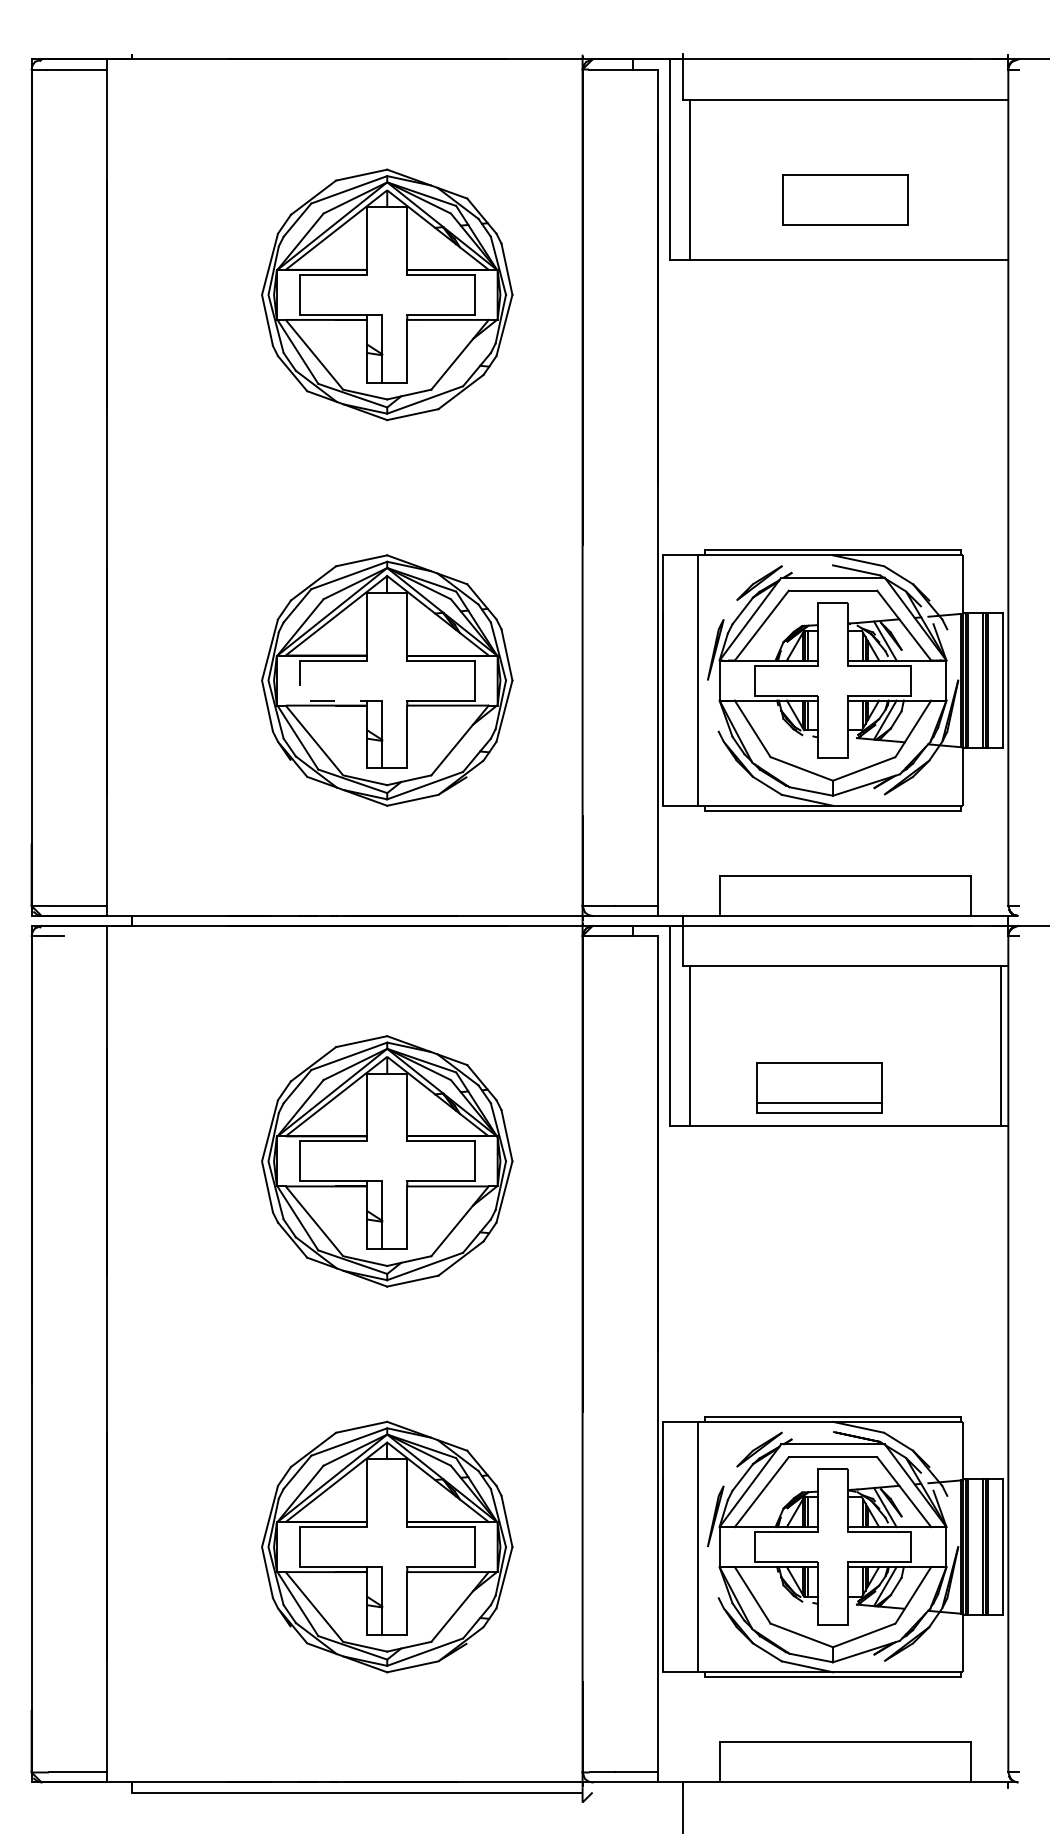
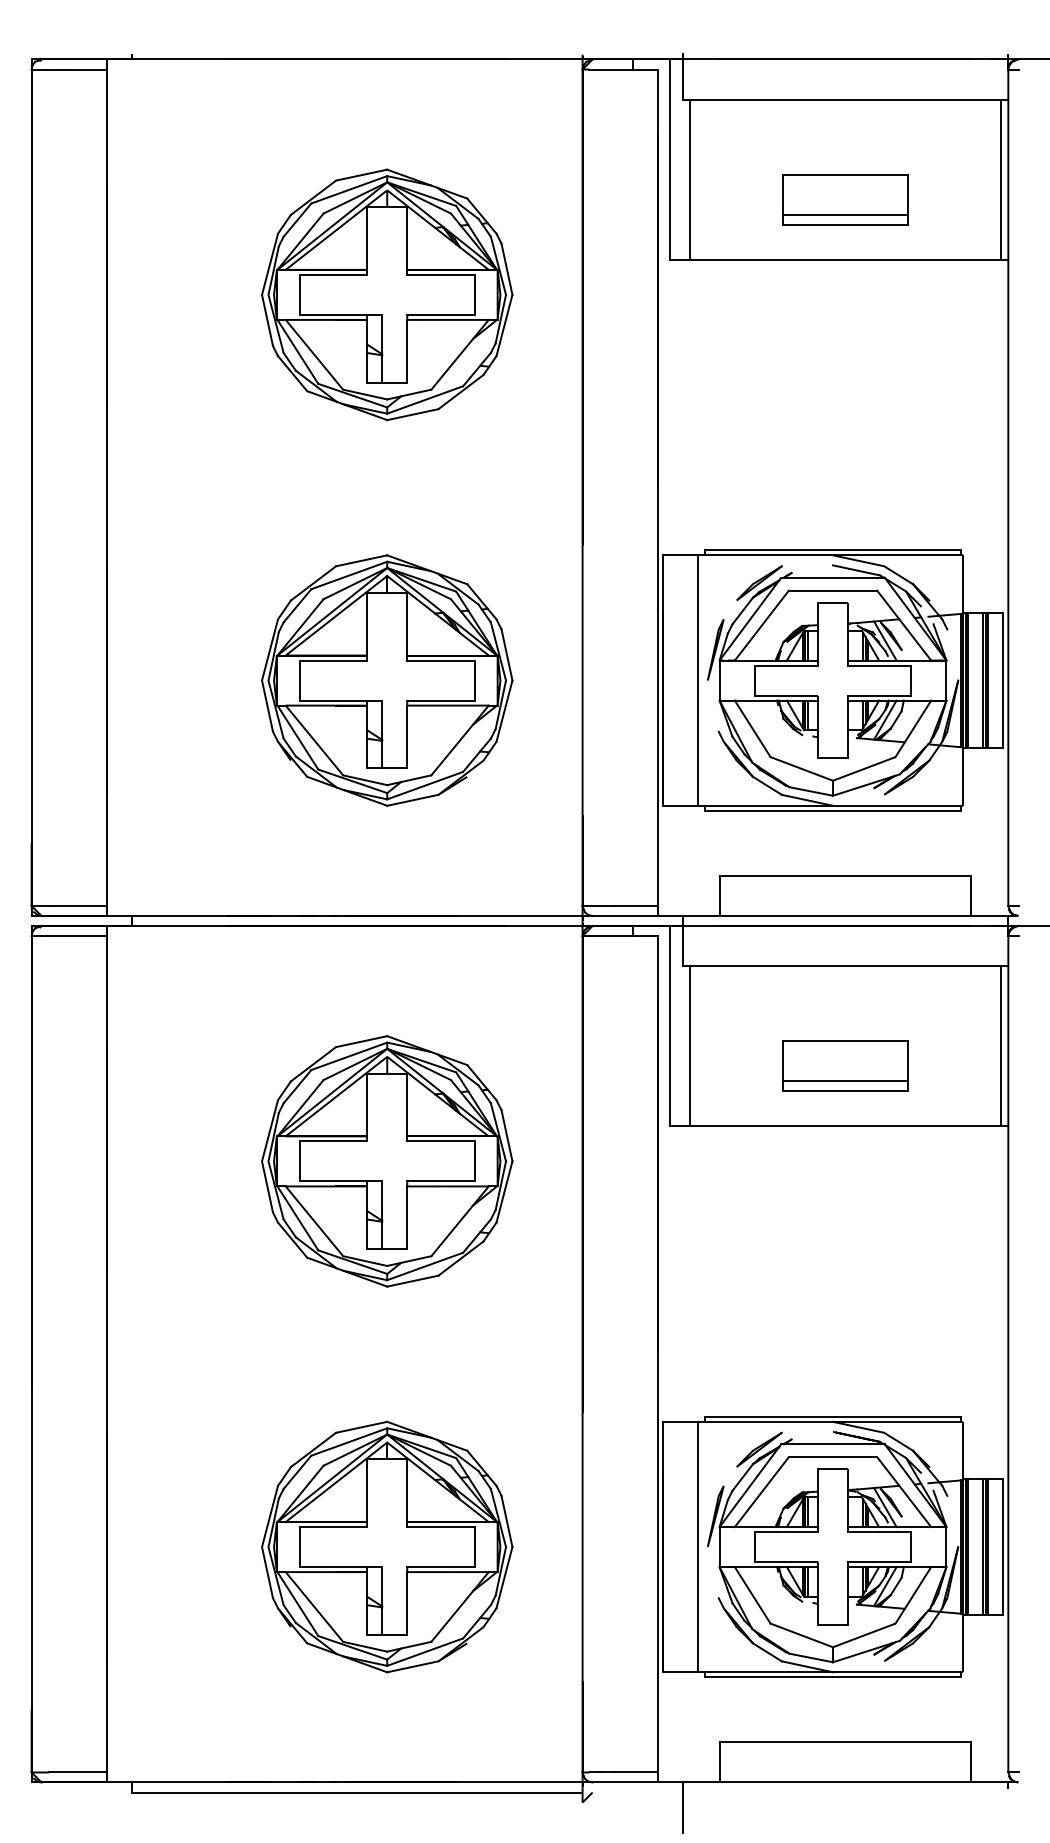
line: none -> present (1000, 179)
line: none -> present (845, 214)
line: dashed -> solid (320, 700)
line: none -> present (85, 936)
part position: (819, 1087) -> (845, 1065) (845, 1065)
